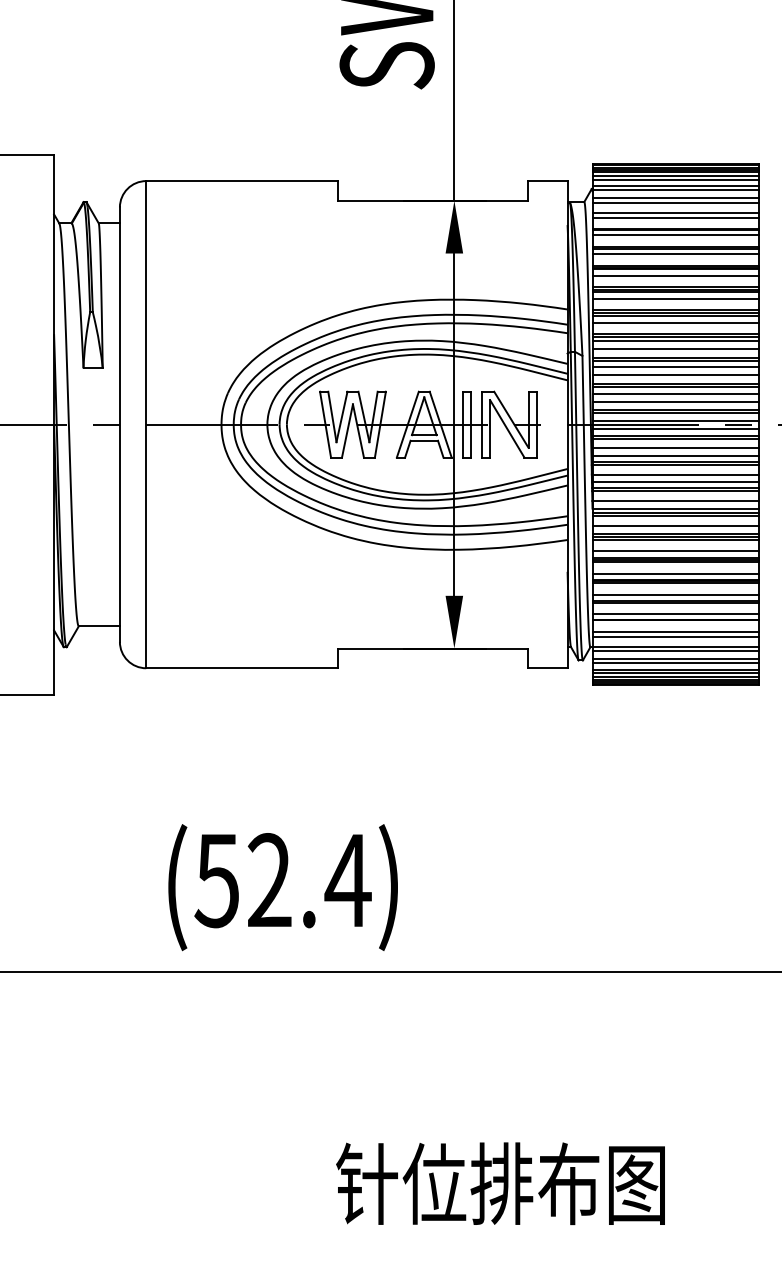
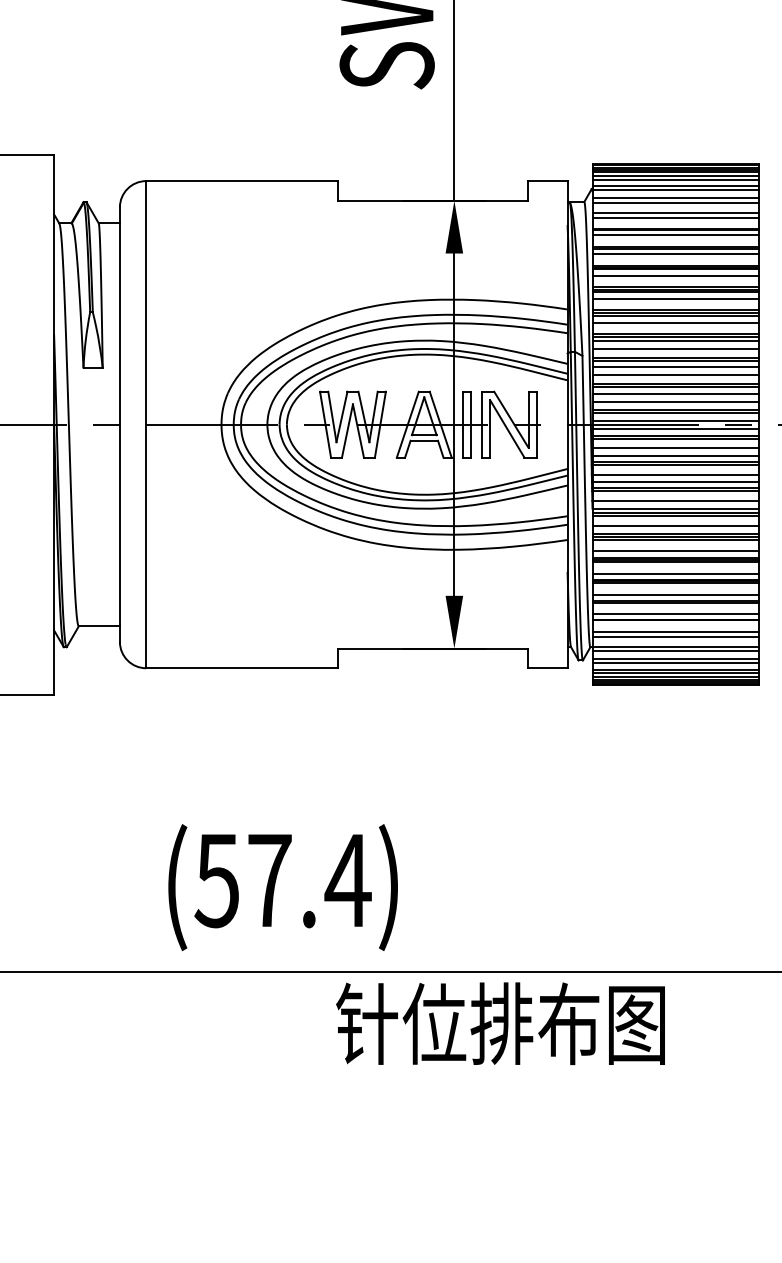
text: (52.4) -> (57.4) (269, 879)
text position: (500, 1183) -> (500, 1023) (500, 1023)
